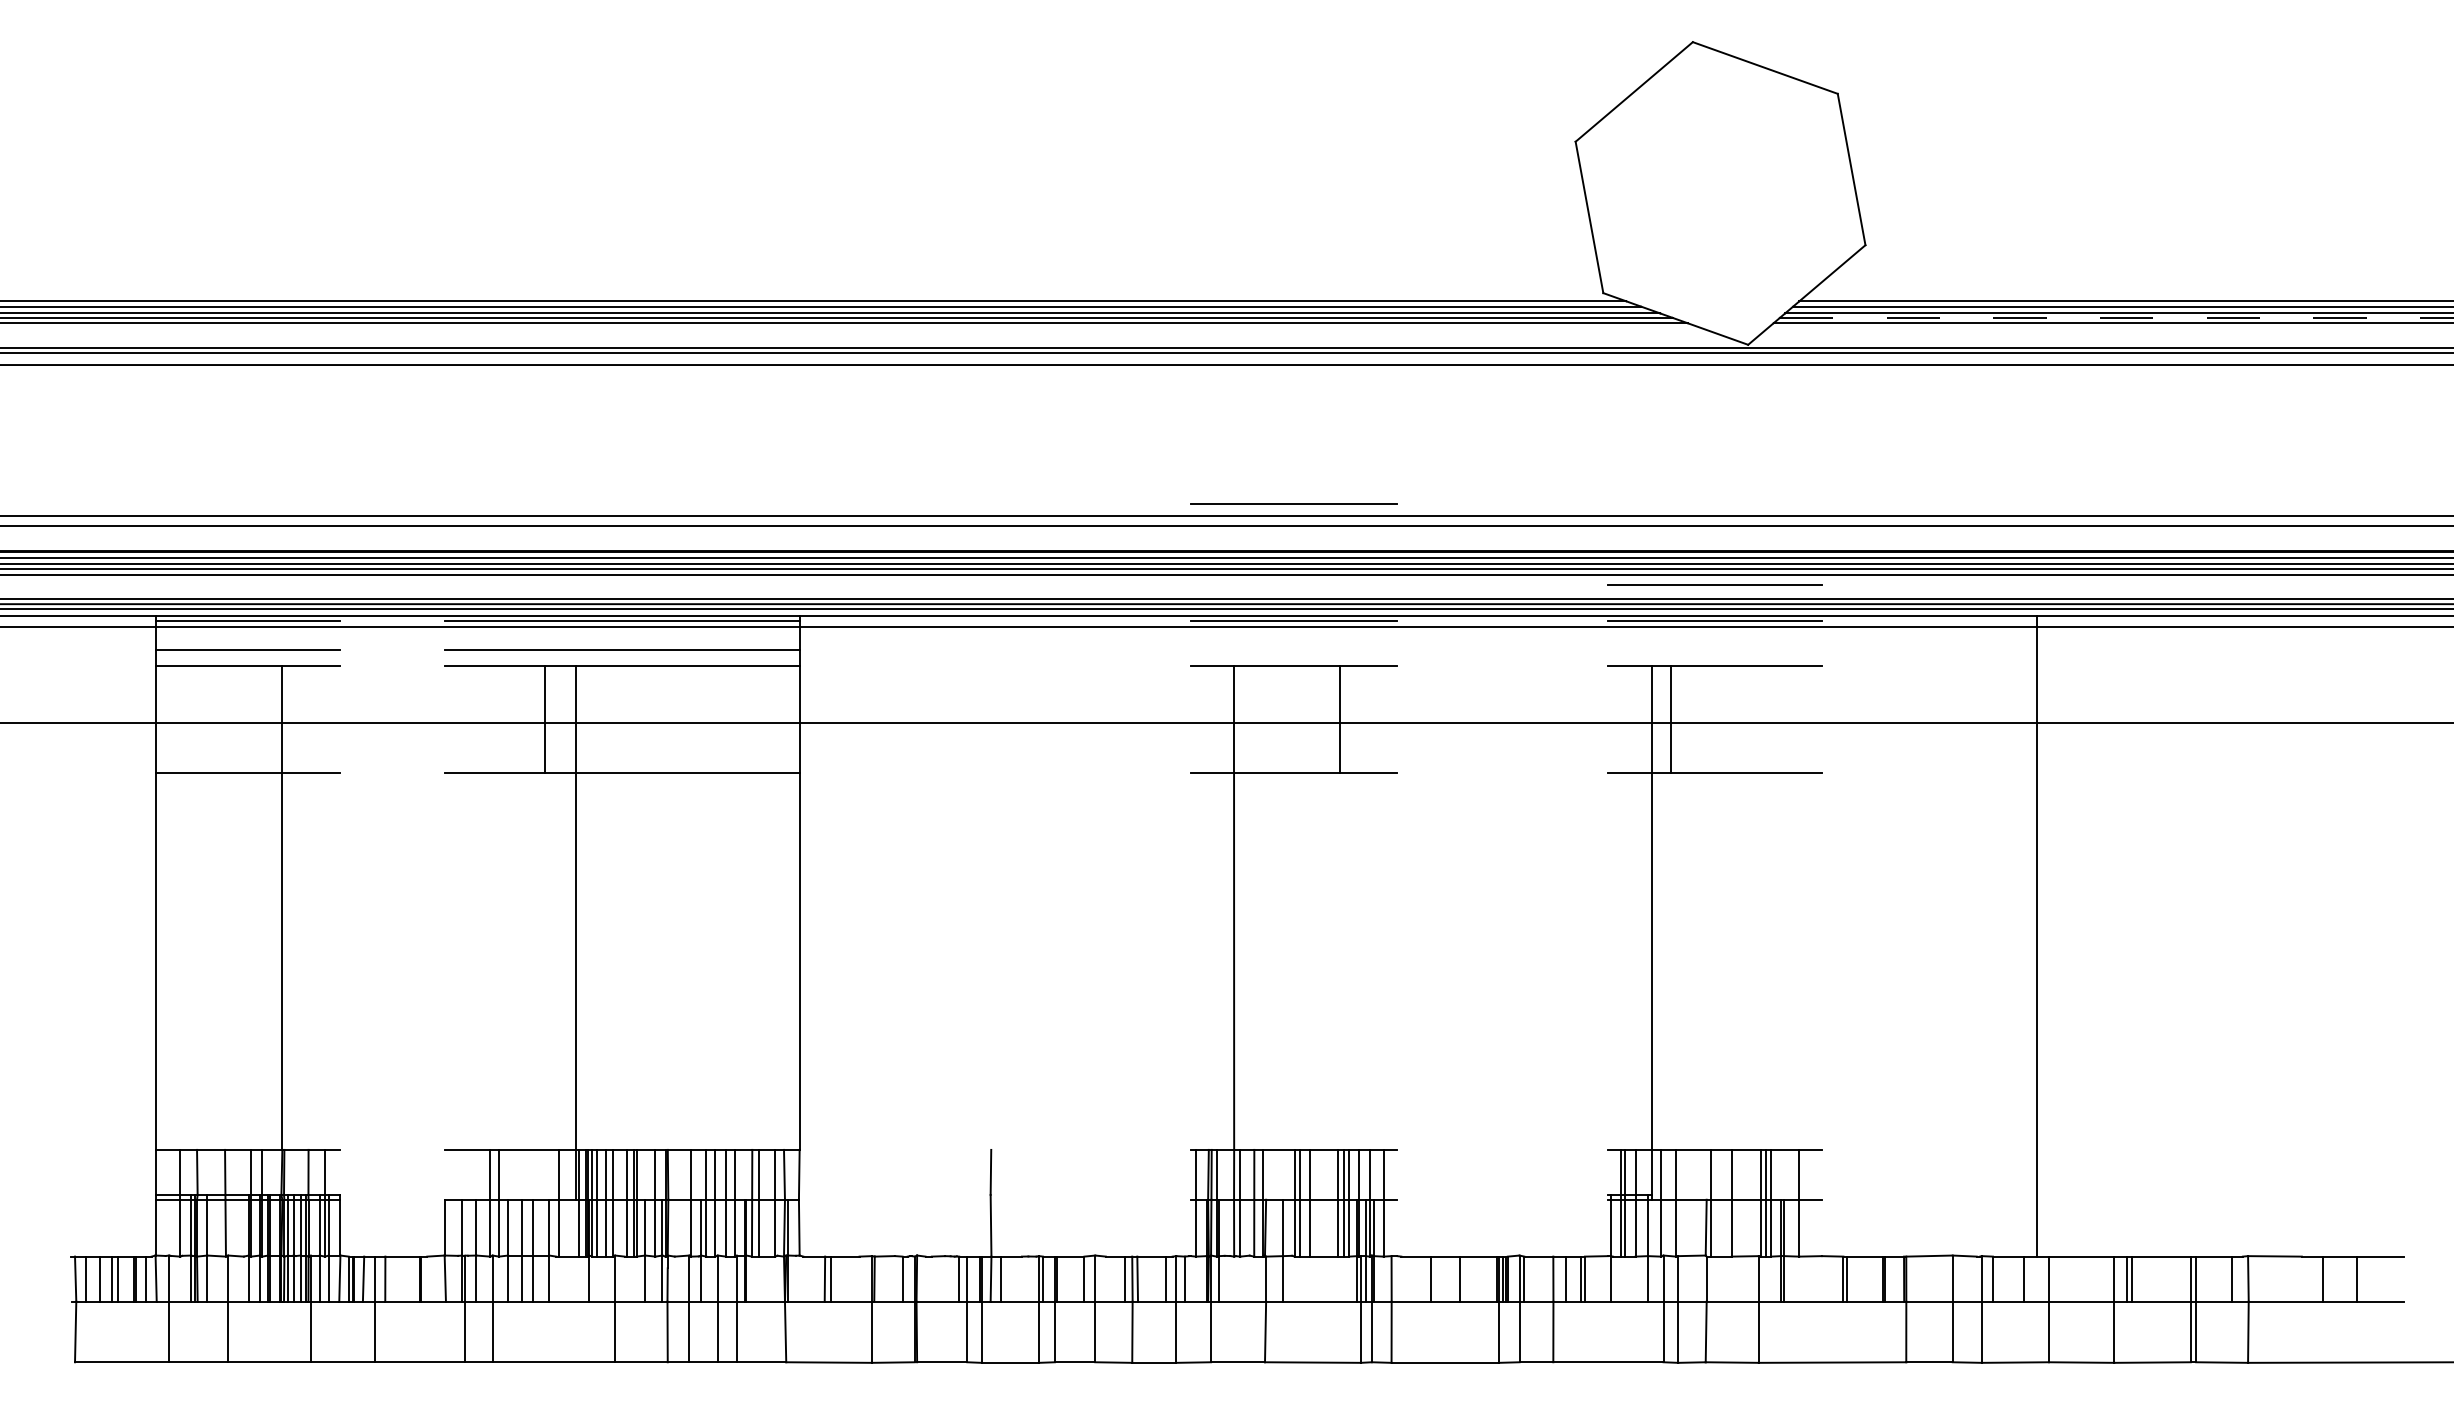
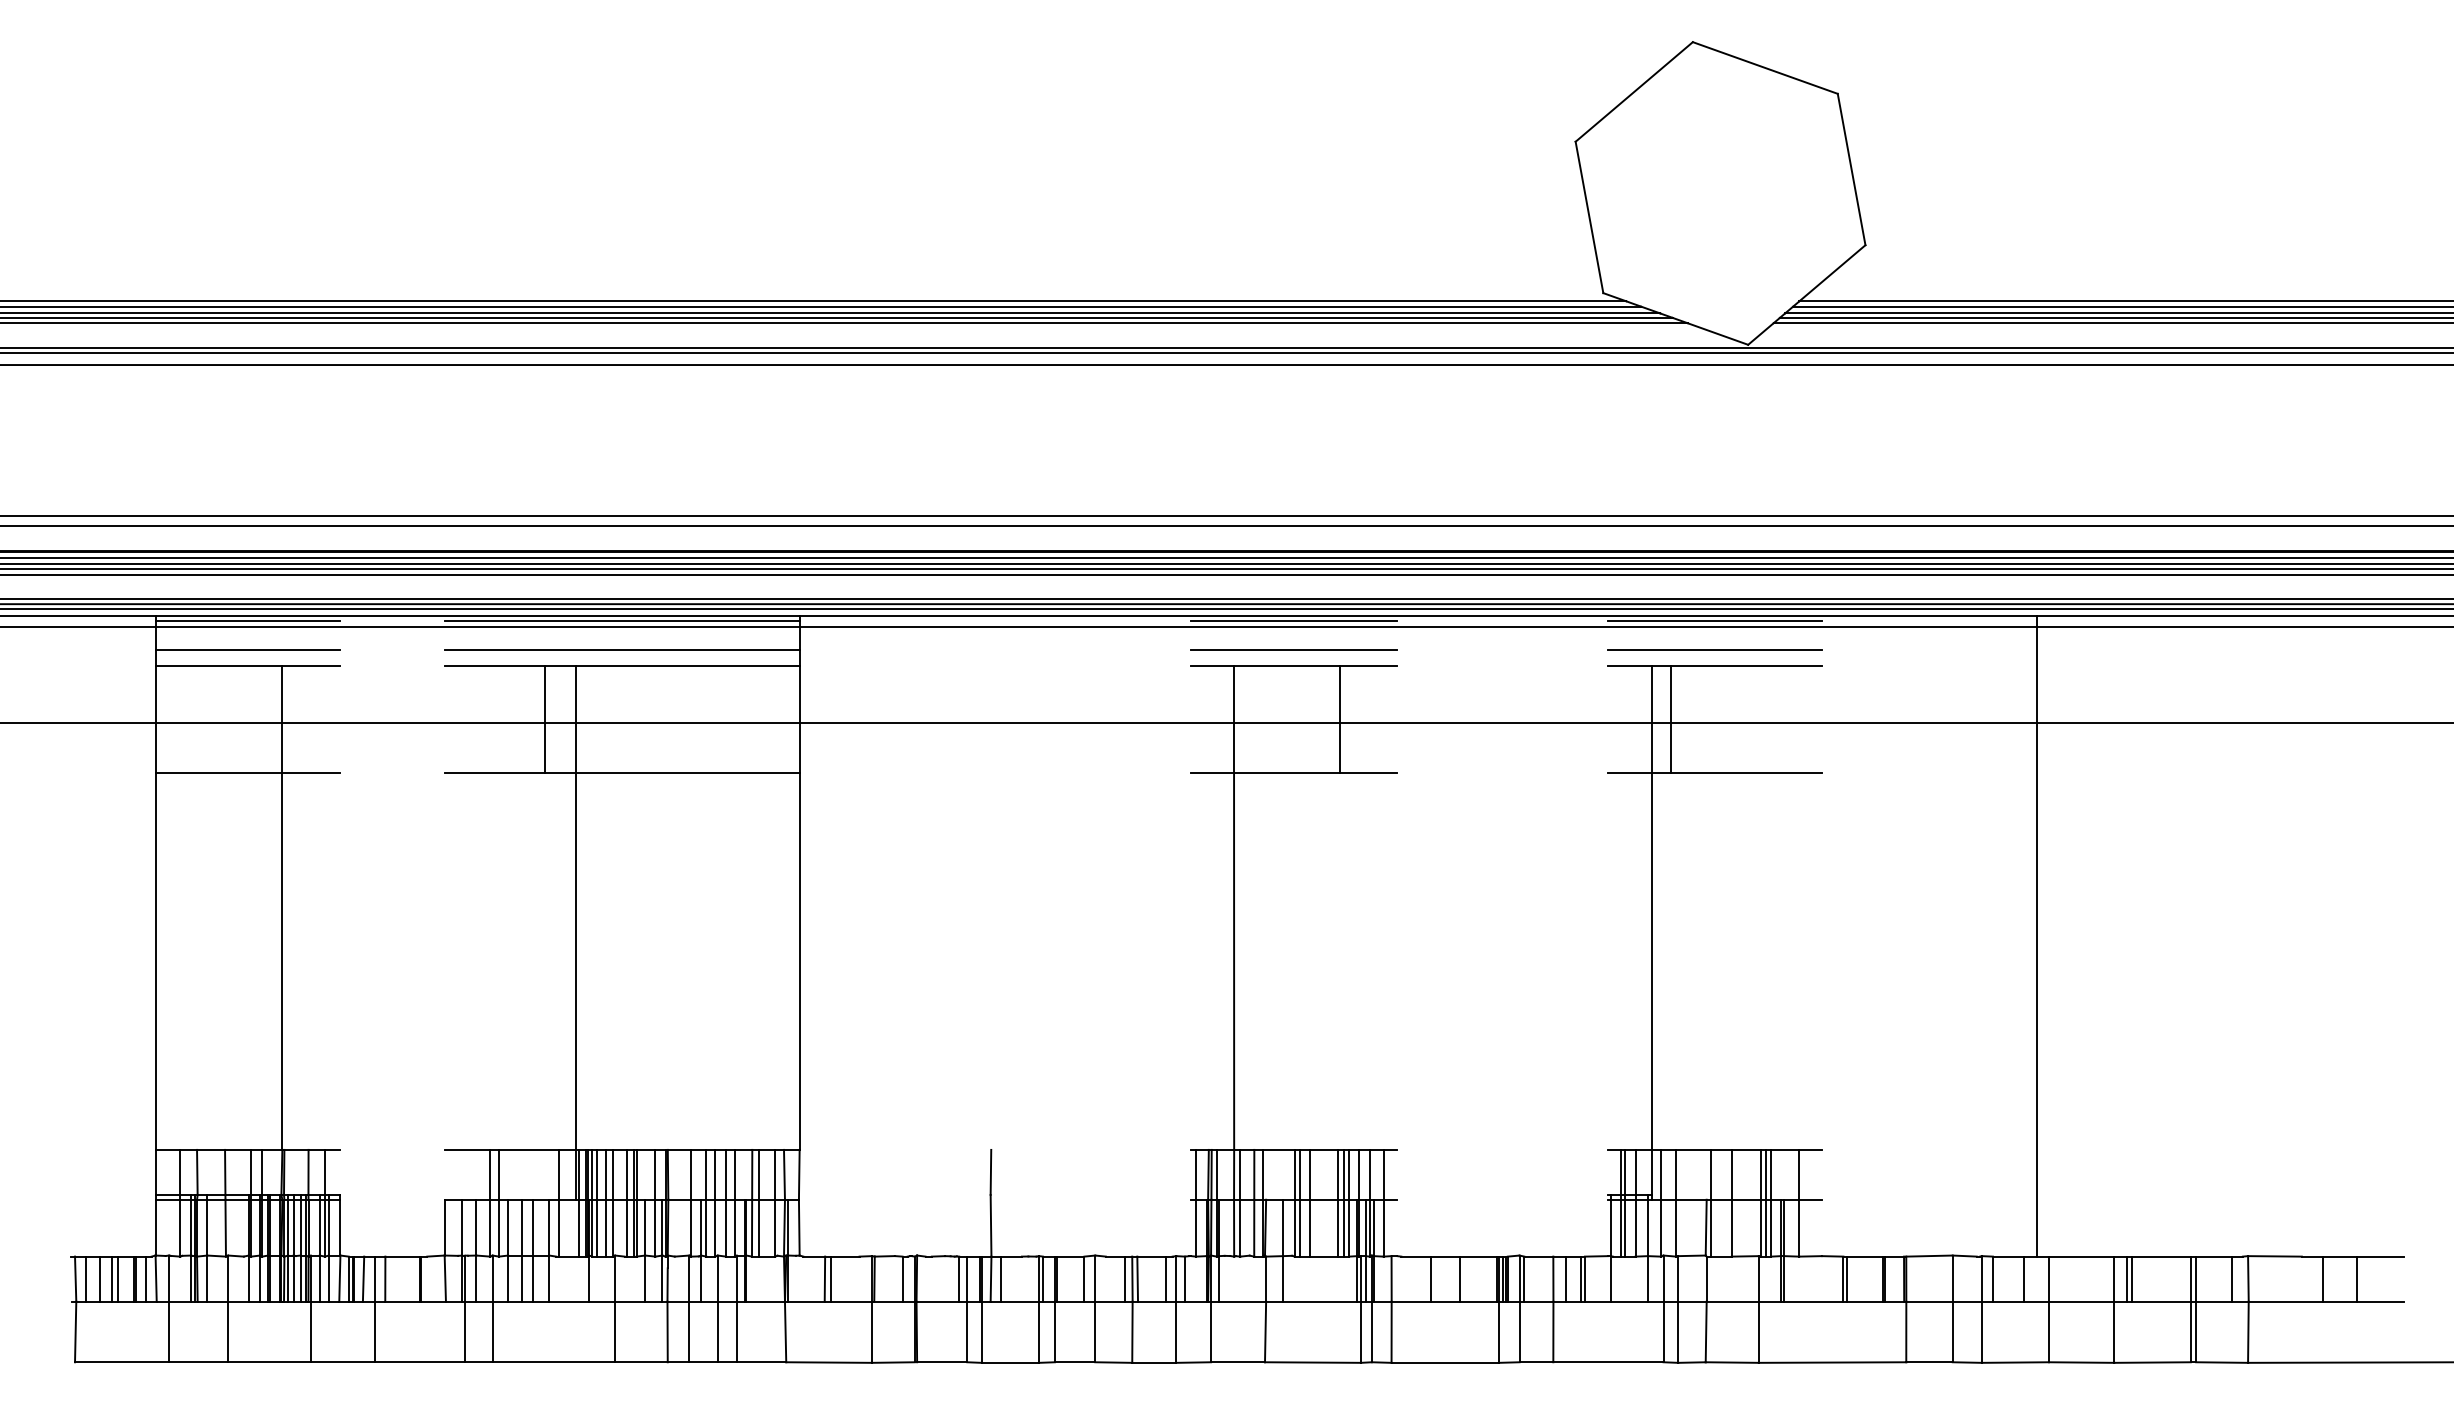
line: dashed -> solid (2116, 317)
line position: (1293, 503) -> (1293, 649) (1293, 649)
line position: (1714, 584) -> (1714, 649) (1714, 649)
